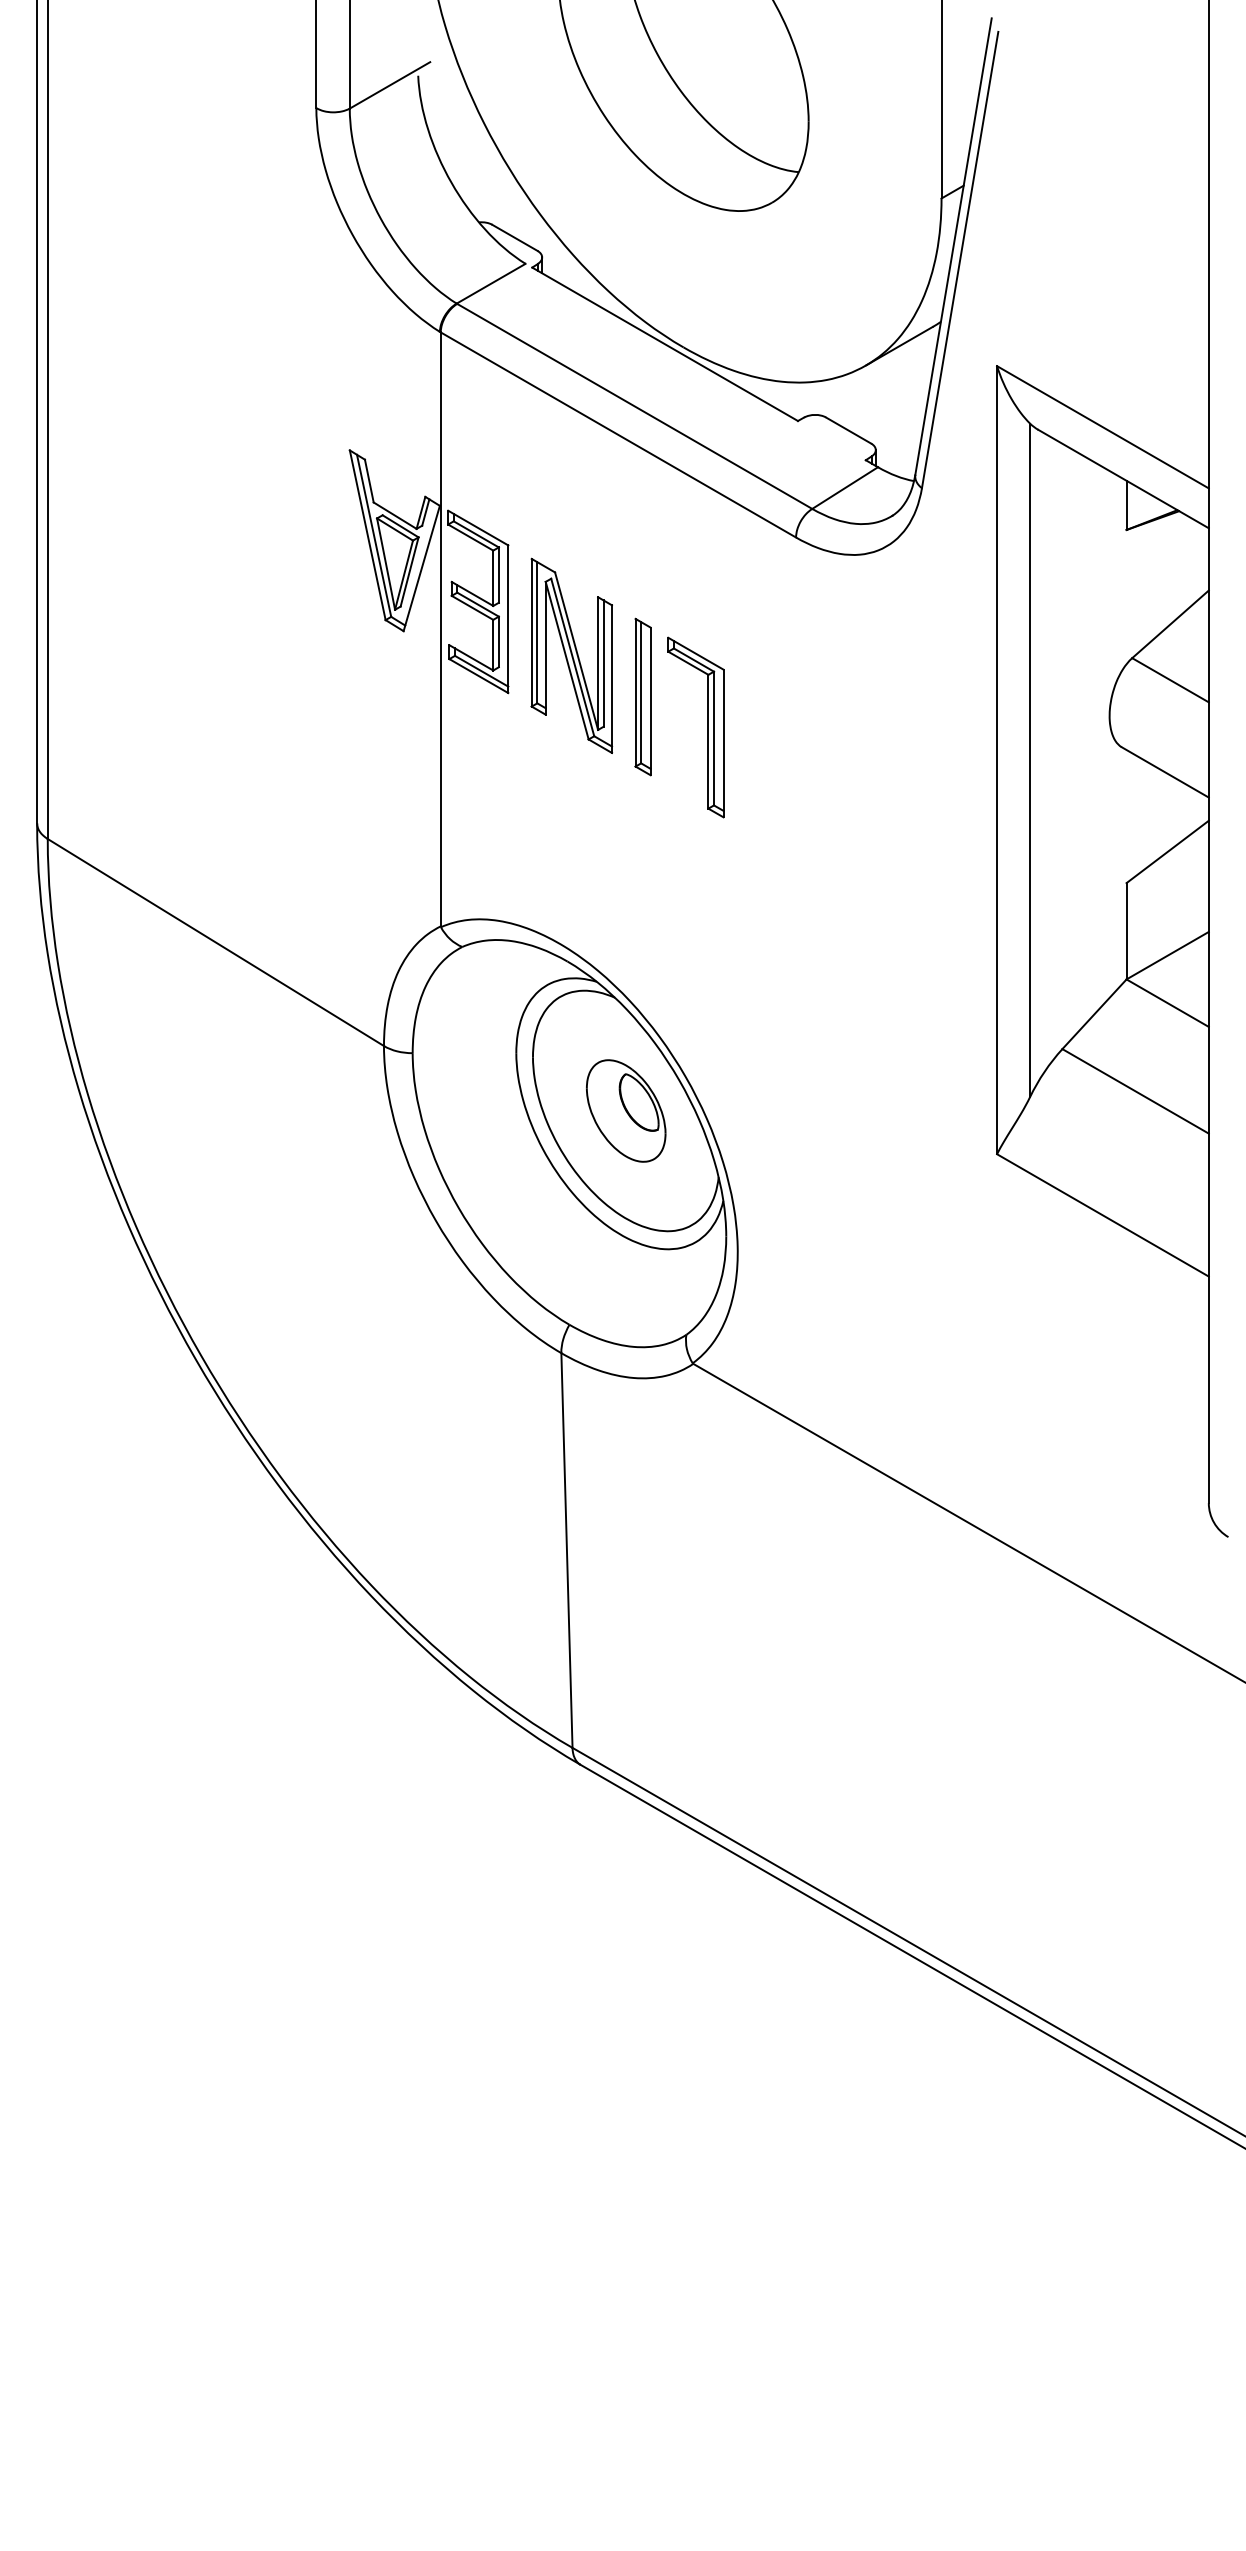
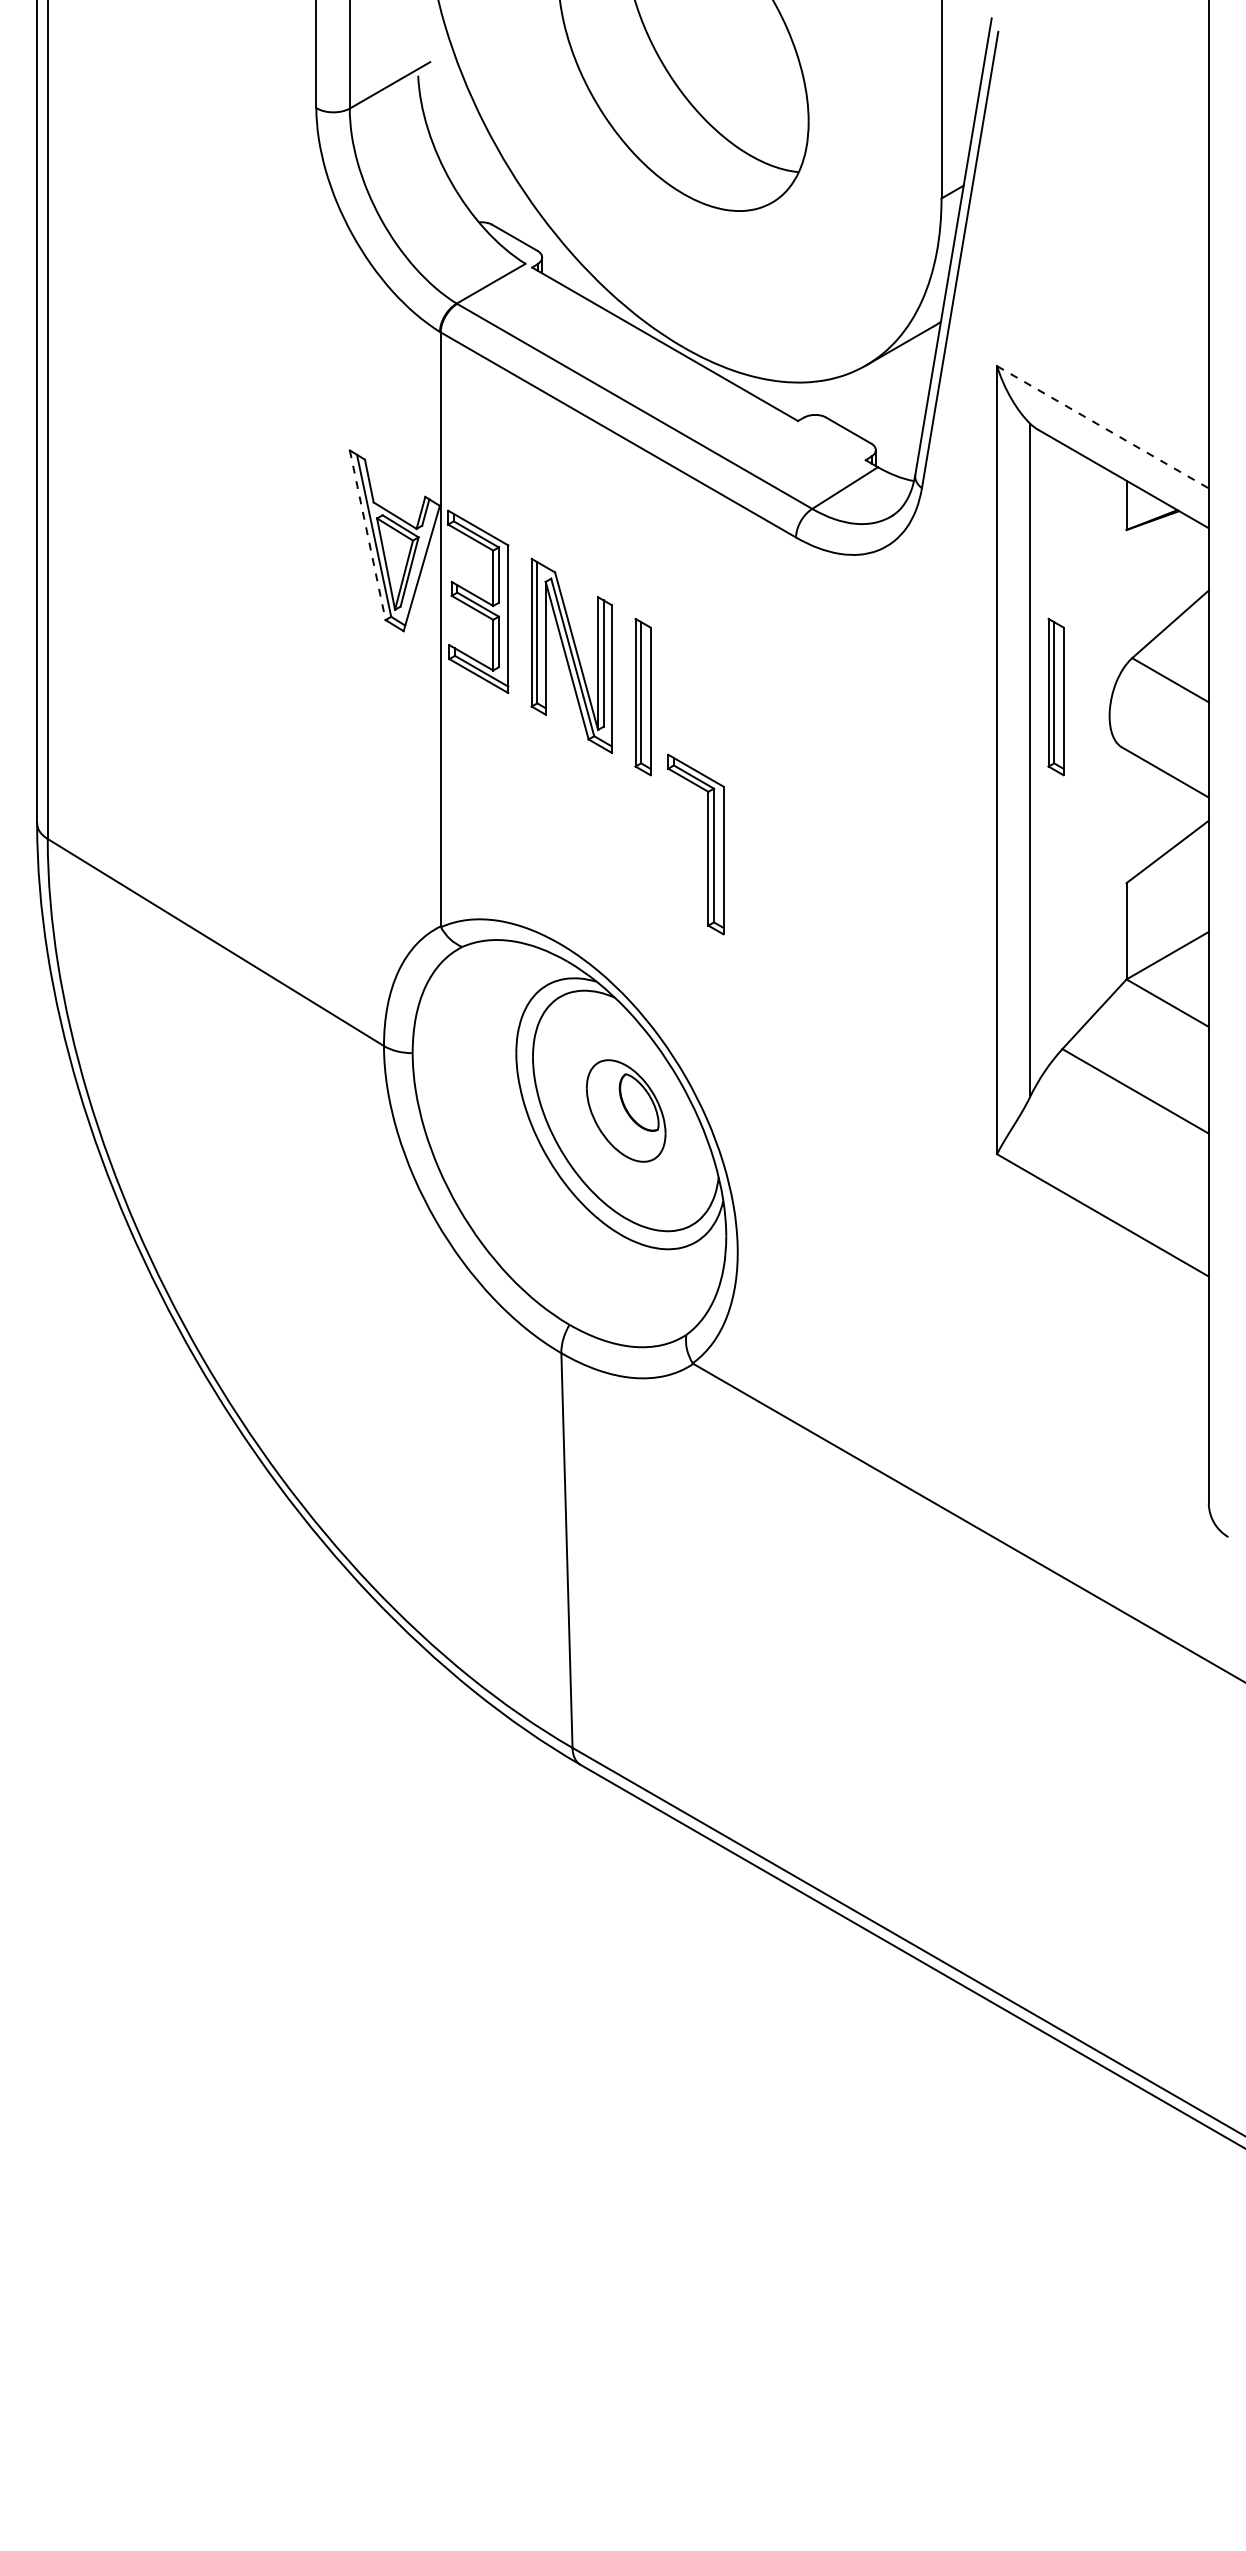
line: solid -> dashed (1103, 427)
line: solid -> dashed (367, 535)
part: none -> present (1055, 696)
part position: (707, 727) -> (707, 844) (707, 844)
